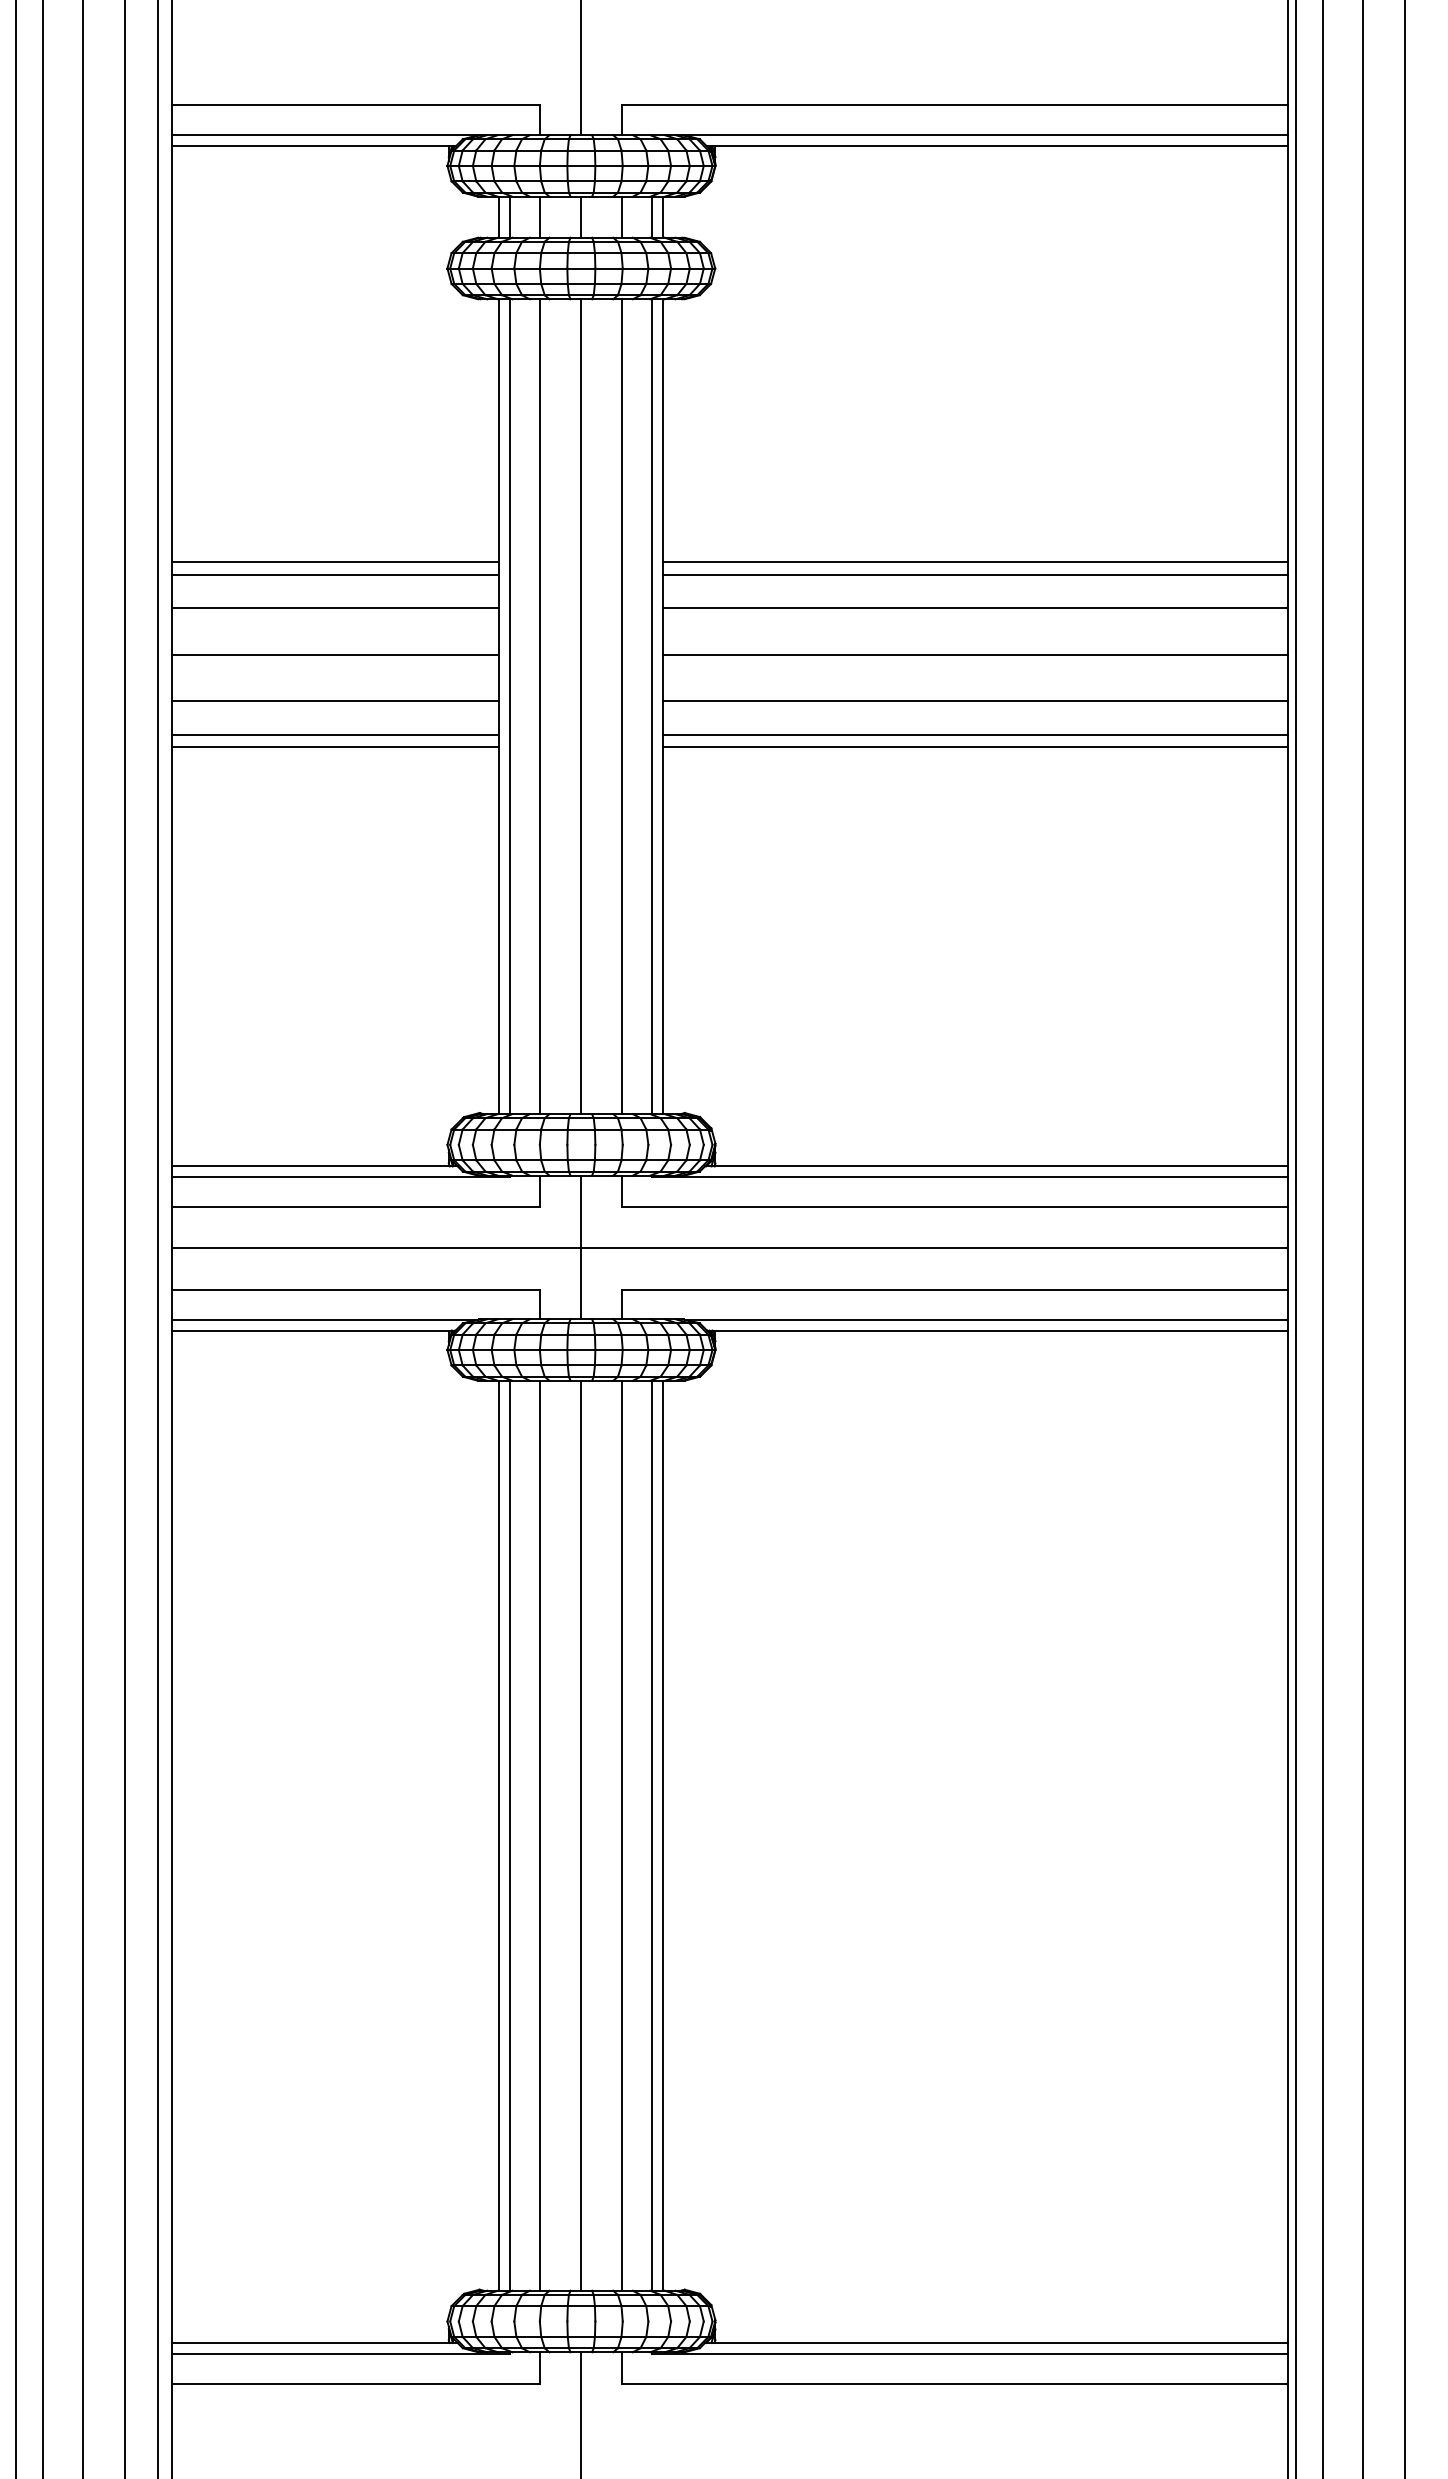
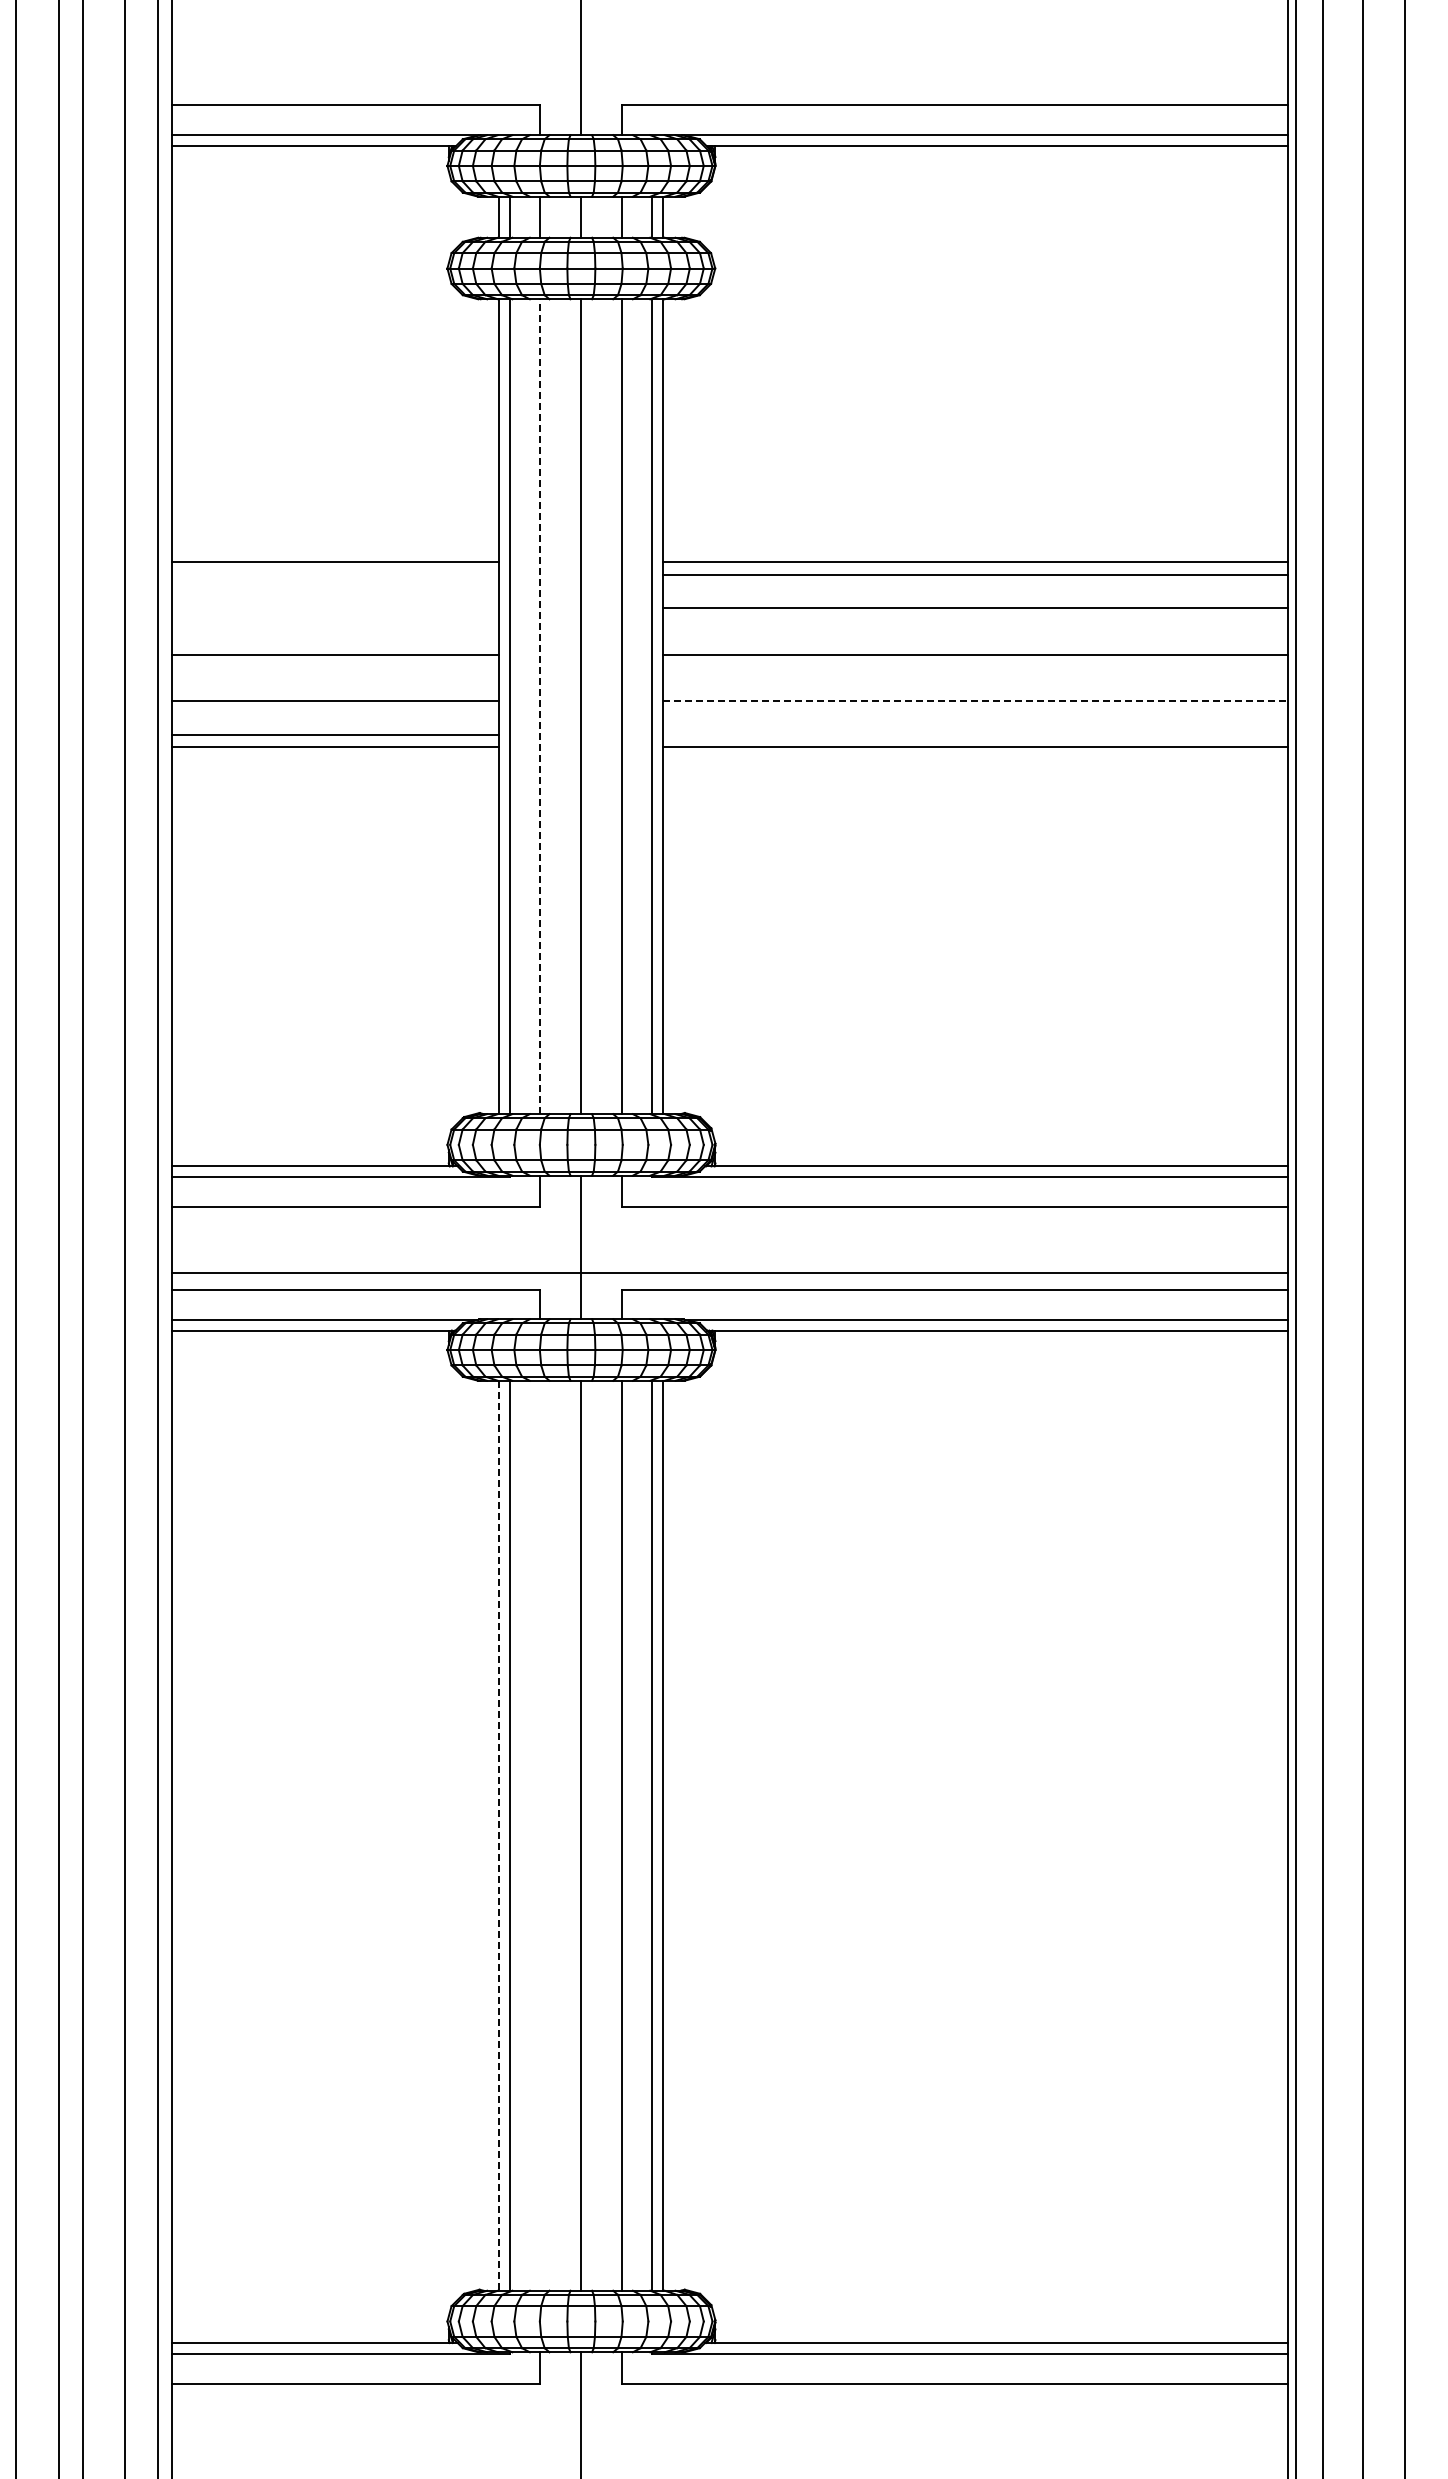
line: present -> none (335, 574)
line: present -> none (335, 608)
line: solid -> dashed (975, 700)
line: solid -> dashed (539, 706)
line: present -> none (975, 734)
line position: (43, 1238) -> (59, 1238) (59, 1238)
line position: (730, 1248) -> (730, 1273) (730, 1273)
line: solid -> dashed (498, 1835)
line: present -> none (539, 1835)
